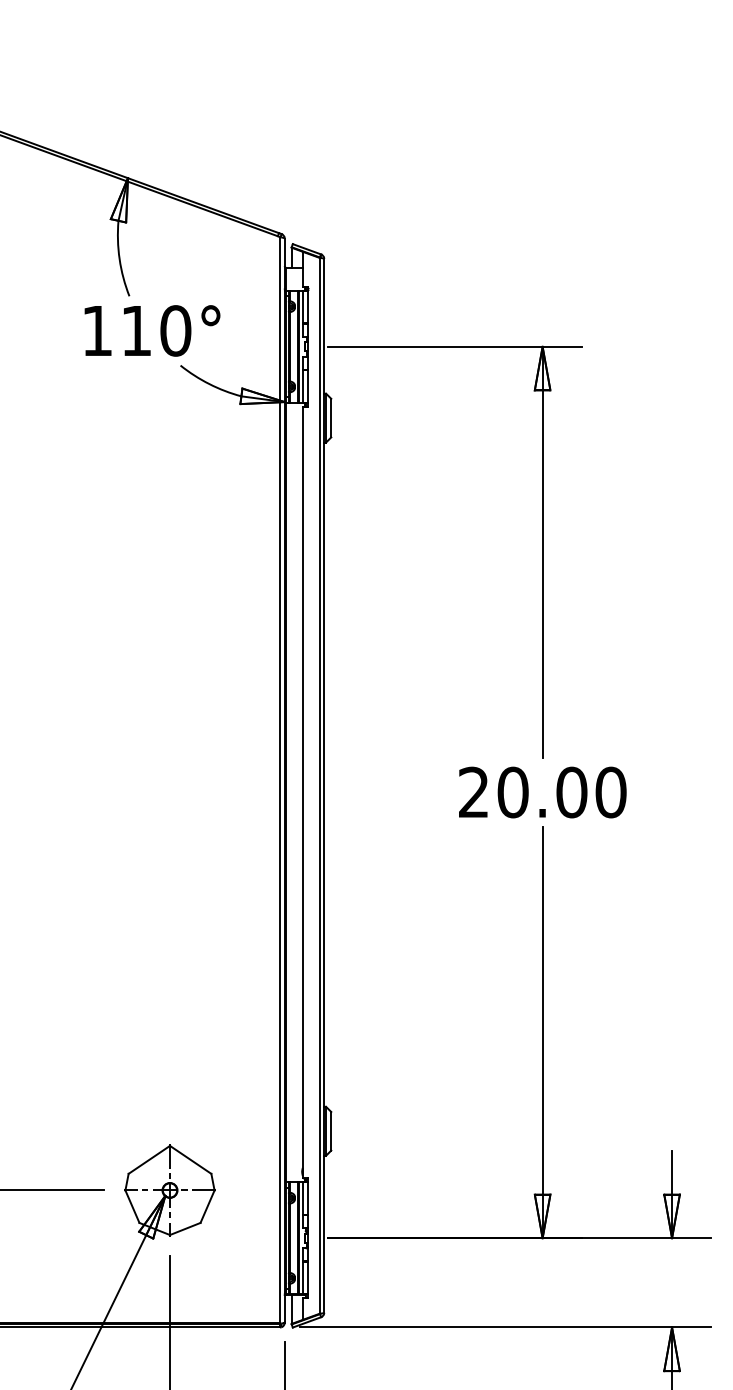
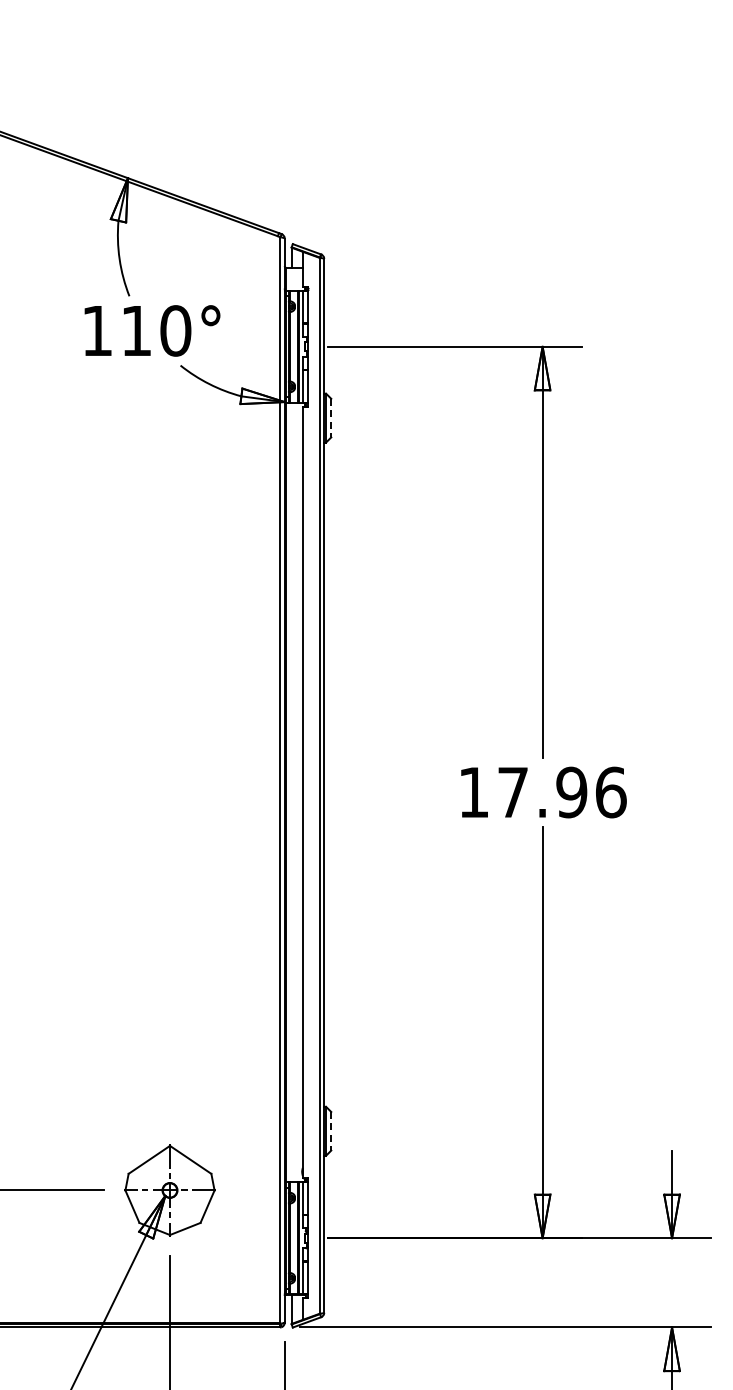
line: solid -> dashed (331, 418)
text: 20.00 -> 17.96 (542, 792)
line: solid -> dashed (331, 1131)
